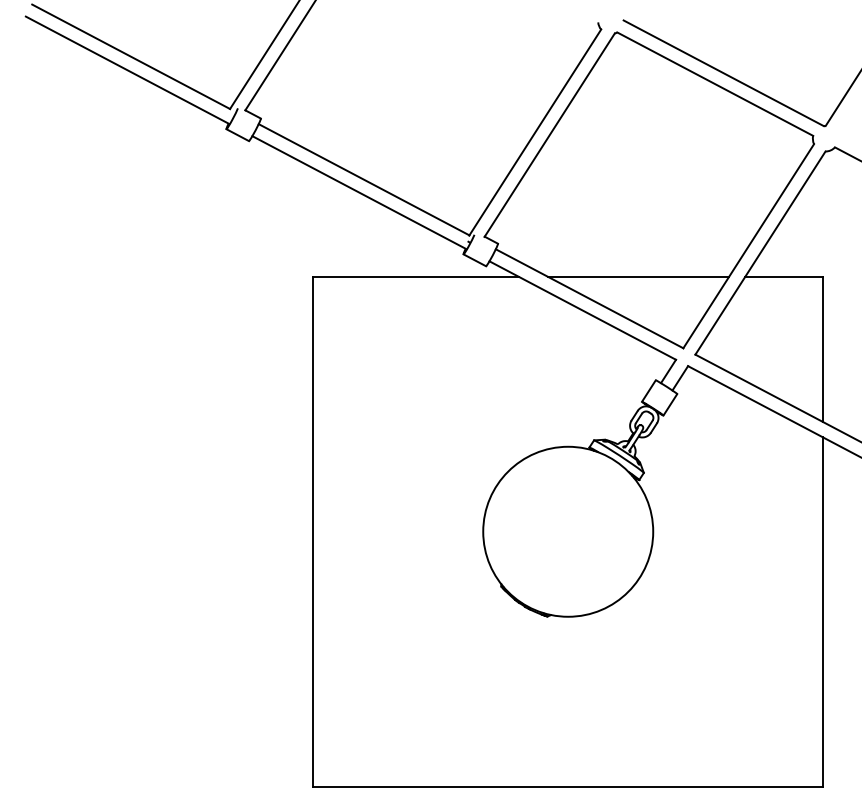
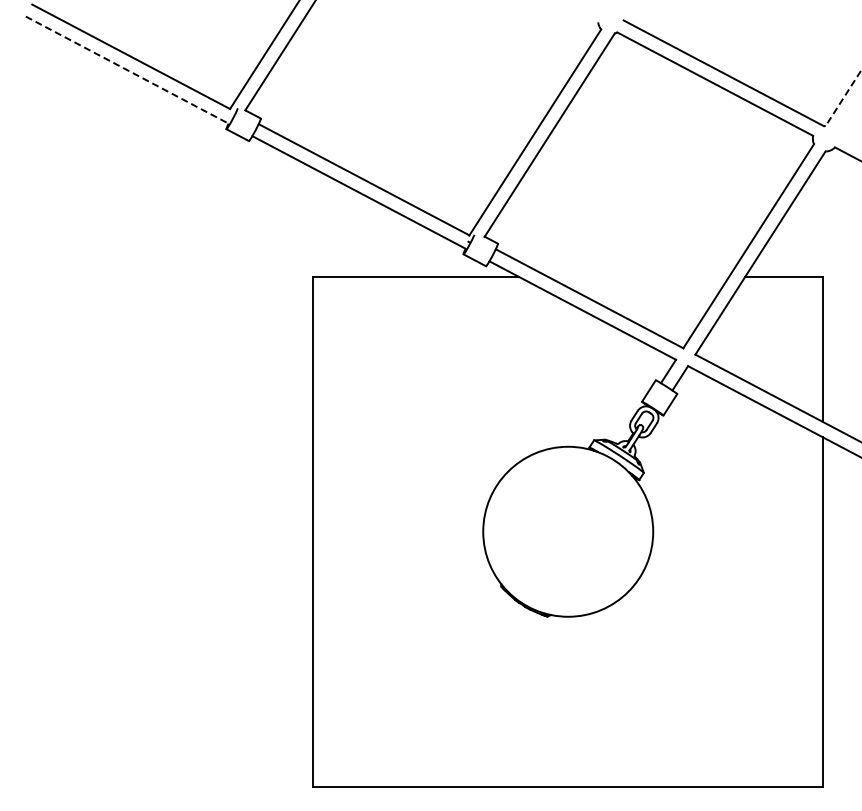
line: solid -> dashed (127, 70)
line: solid -> dashed (843, 98)
line: present -> none (638, 276)
